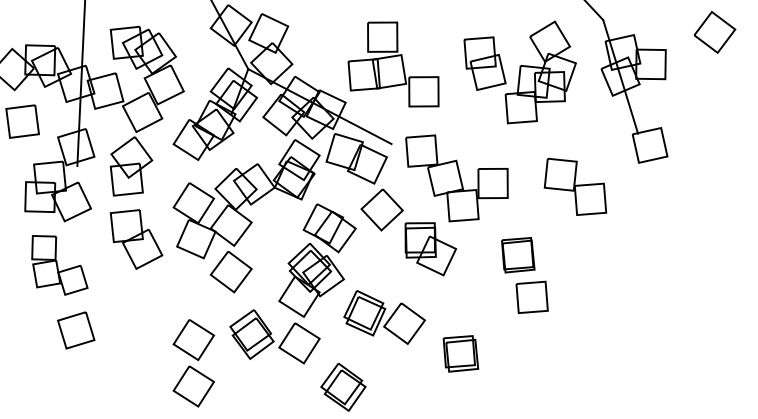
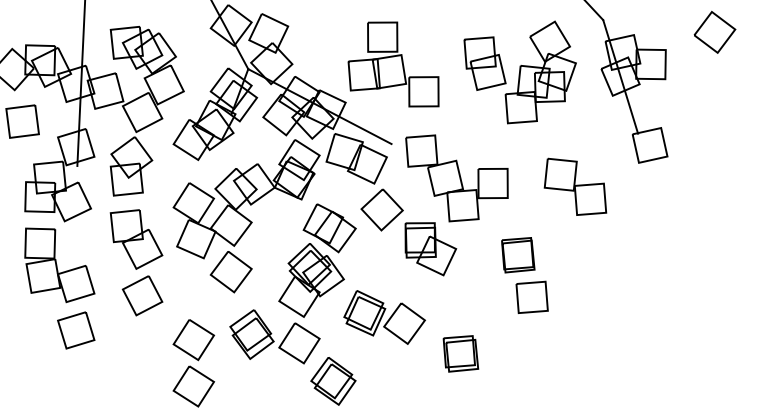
part size: 58x61 px -> 72x77 px (59, 265)
part: none -> present (142, 295)
part position: (343, 387) -> (333, 381) (333, 381)
